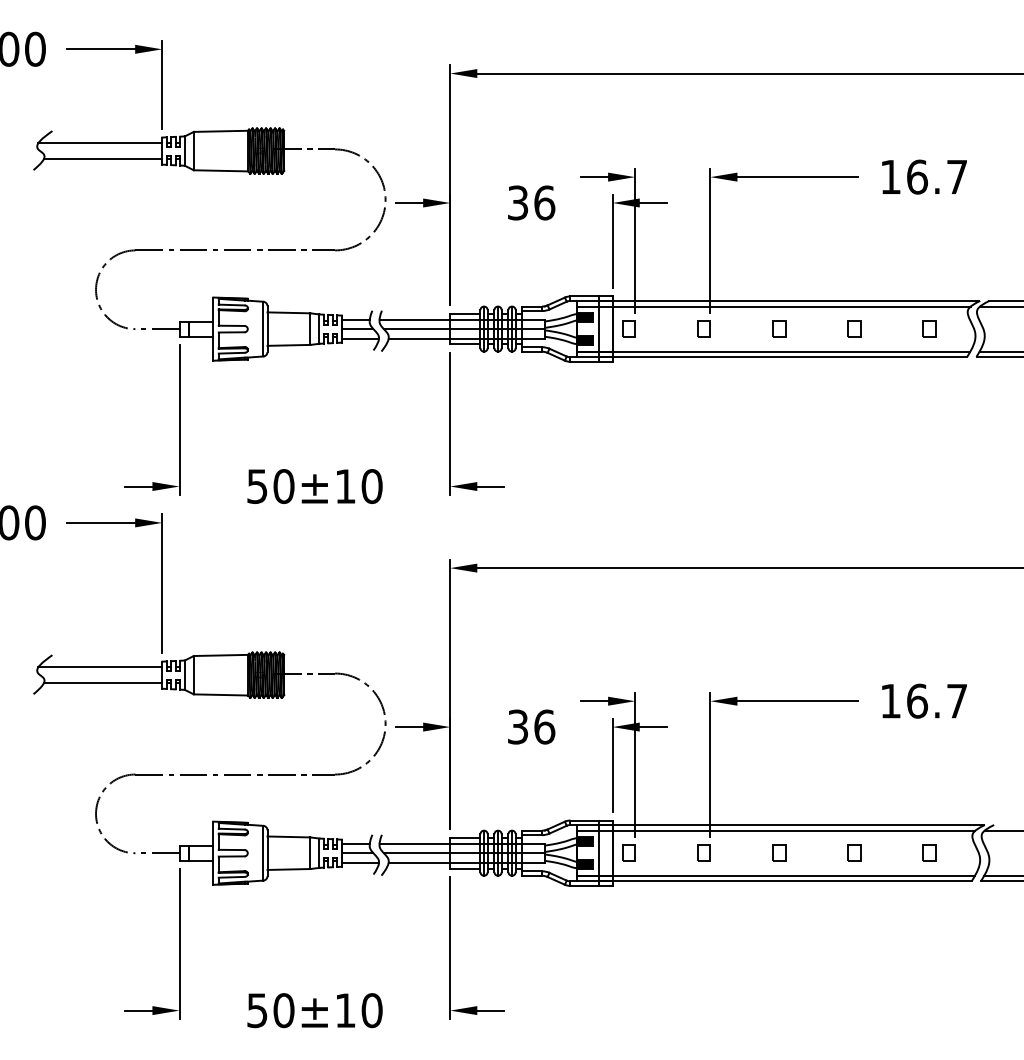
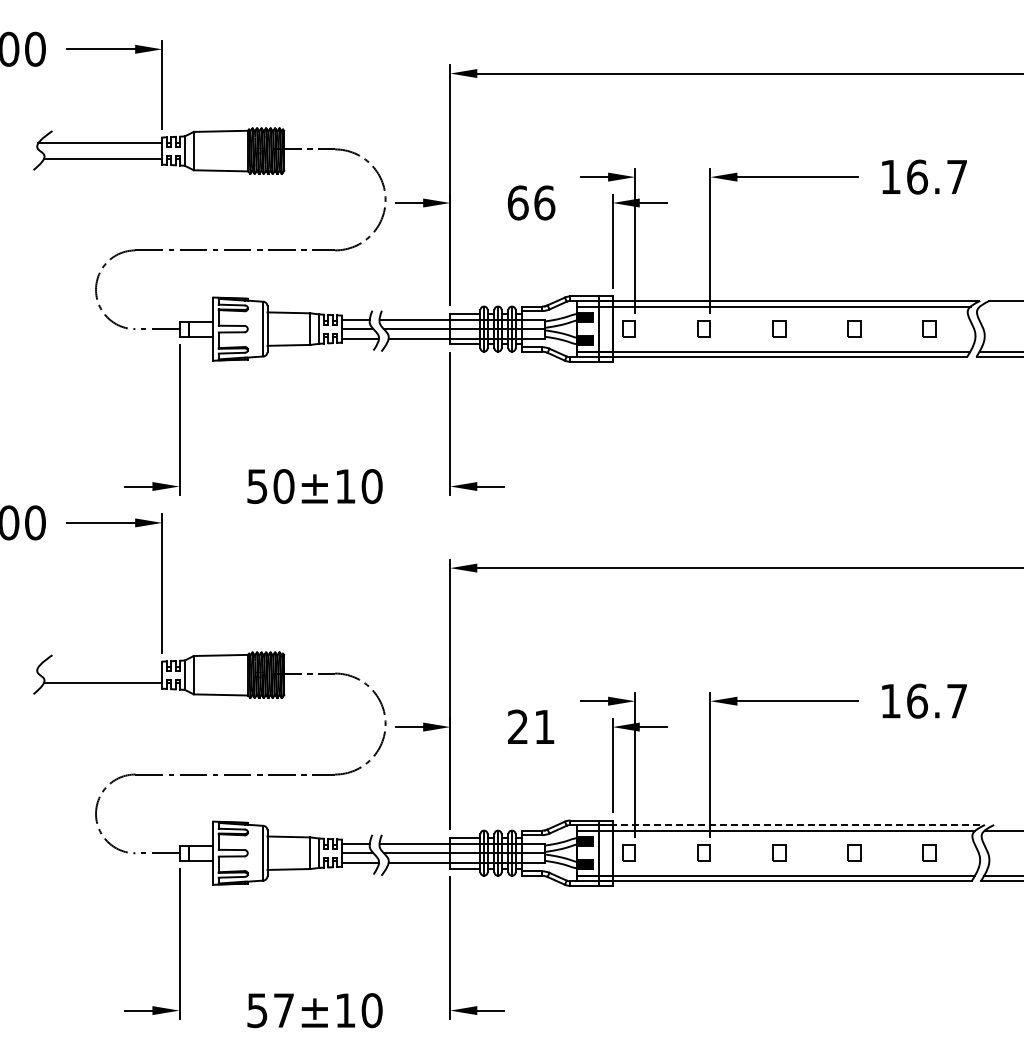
text: 36 -> 66 (517, 202)
line: present -> none (999, 306)
line: present -> none (100, 667)
text: 36 -> 21 (531, 726)
line: solid -> dashed (792, 825)
text: 50±10 -> 57±10 (283, 1010)
